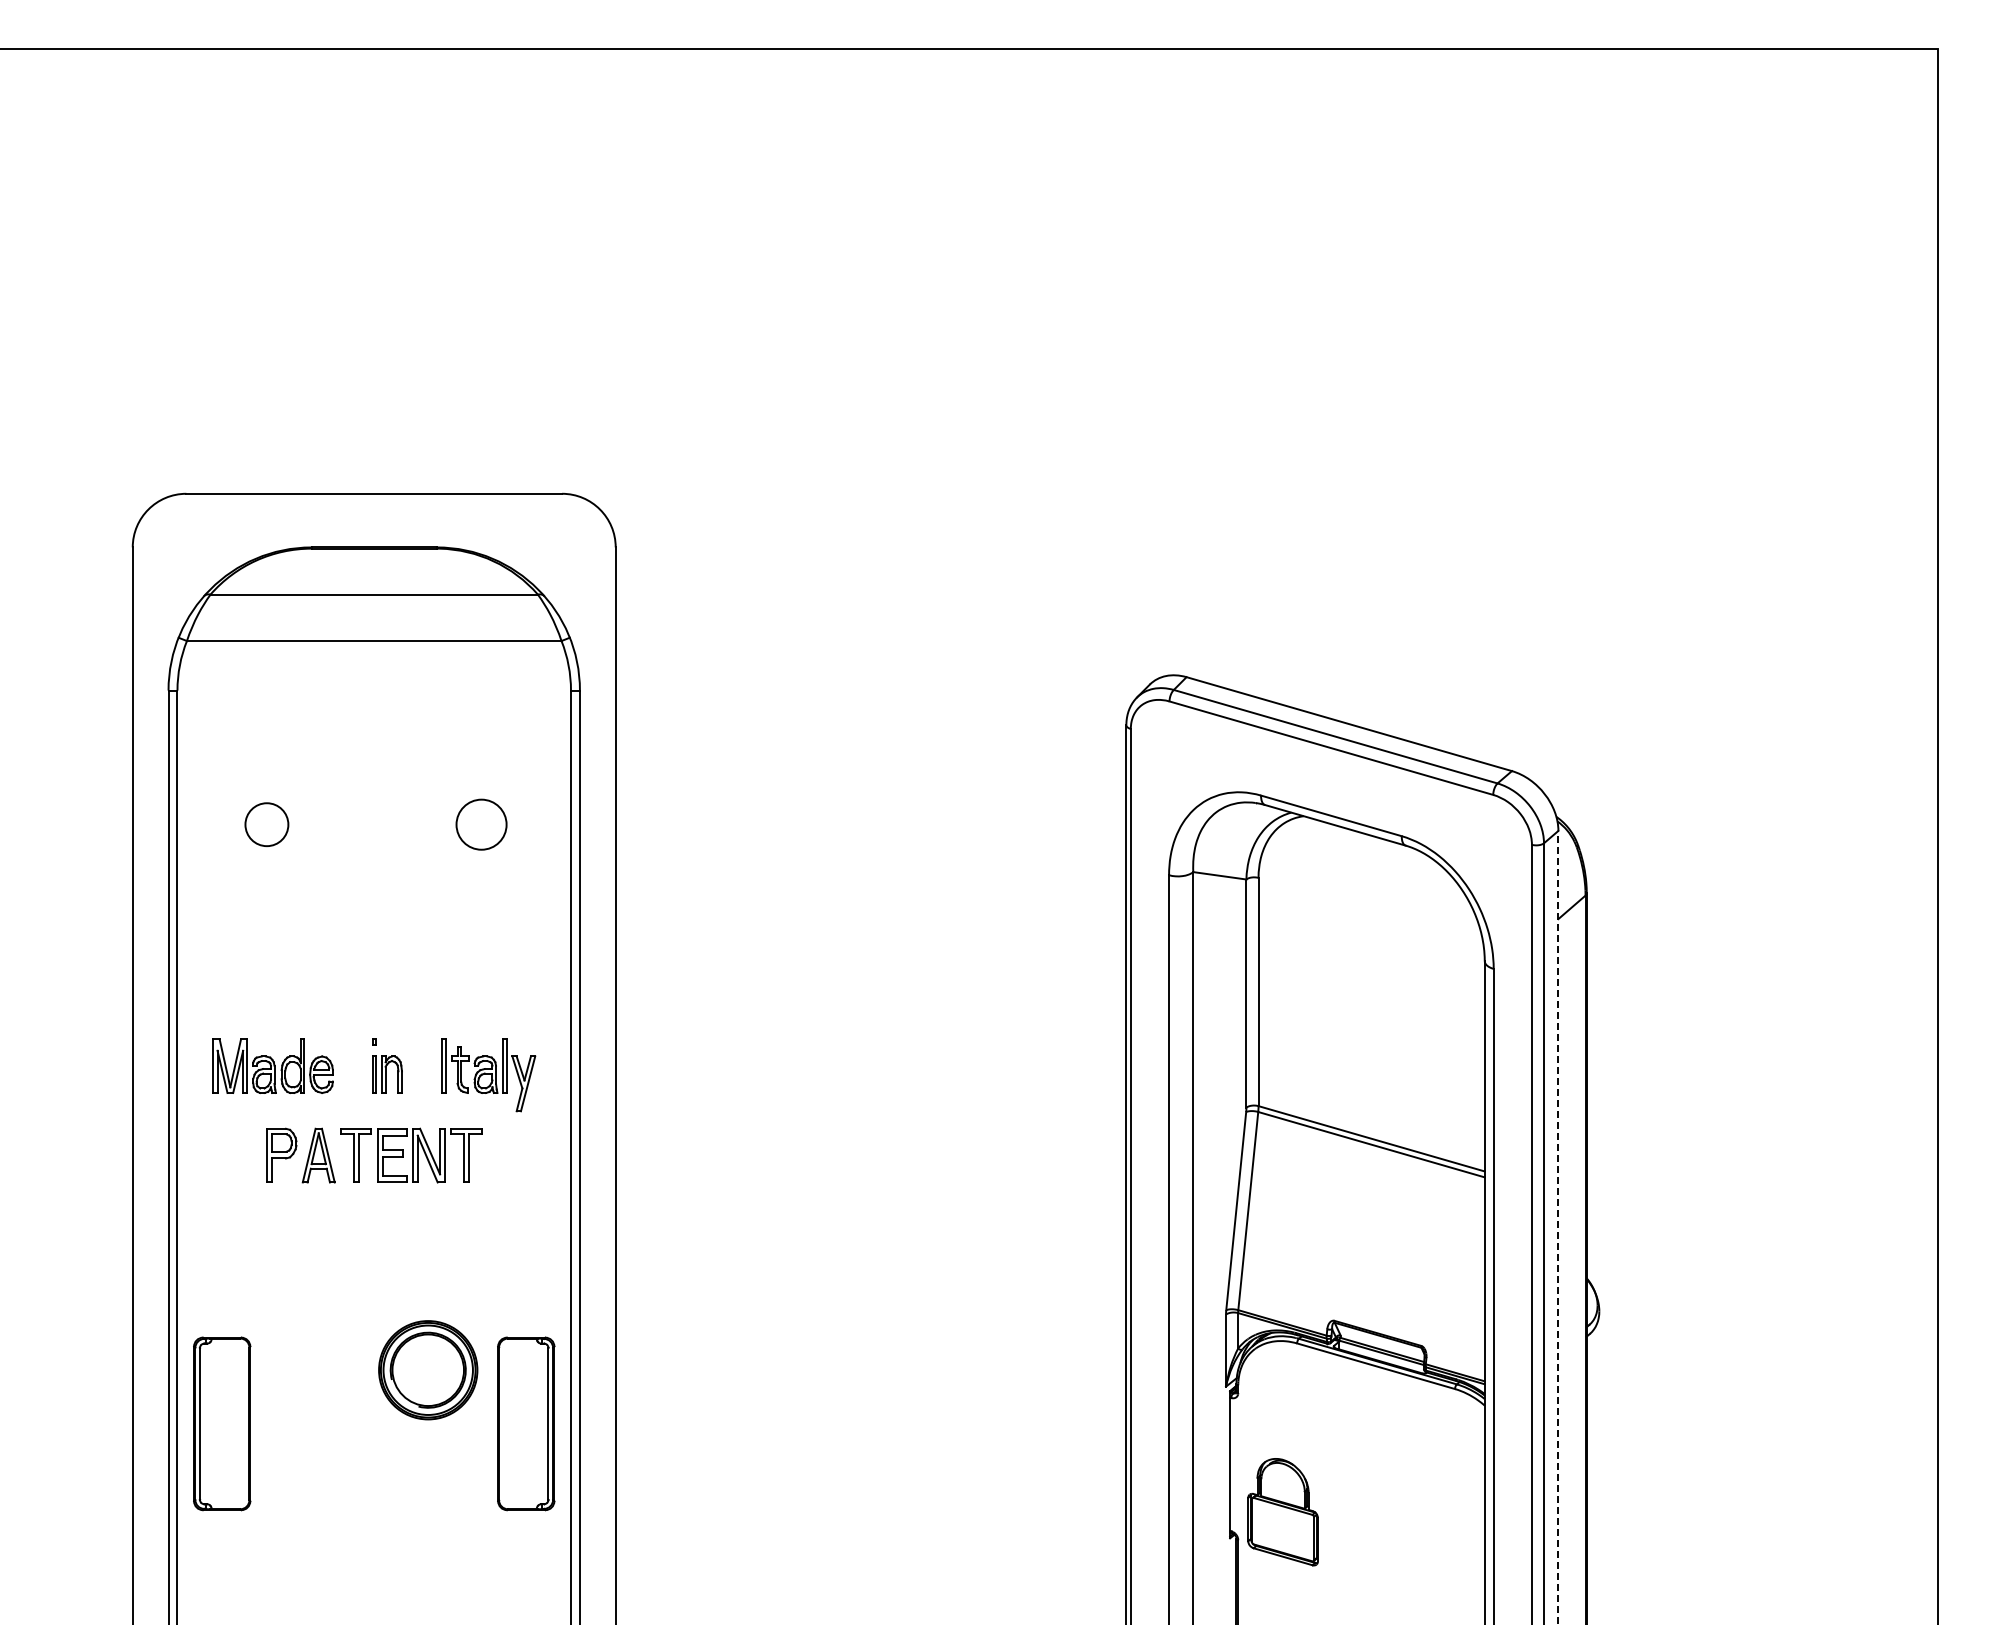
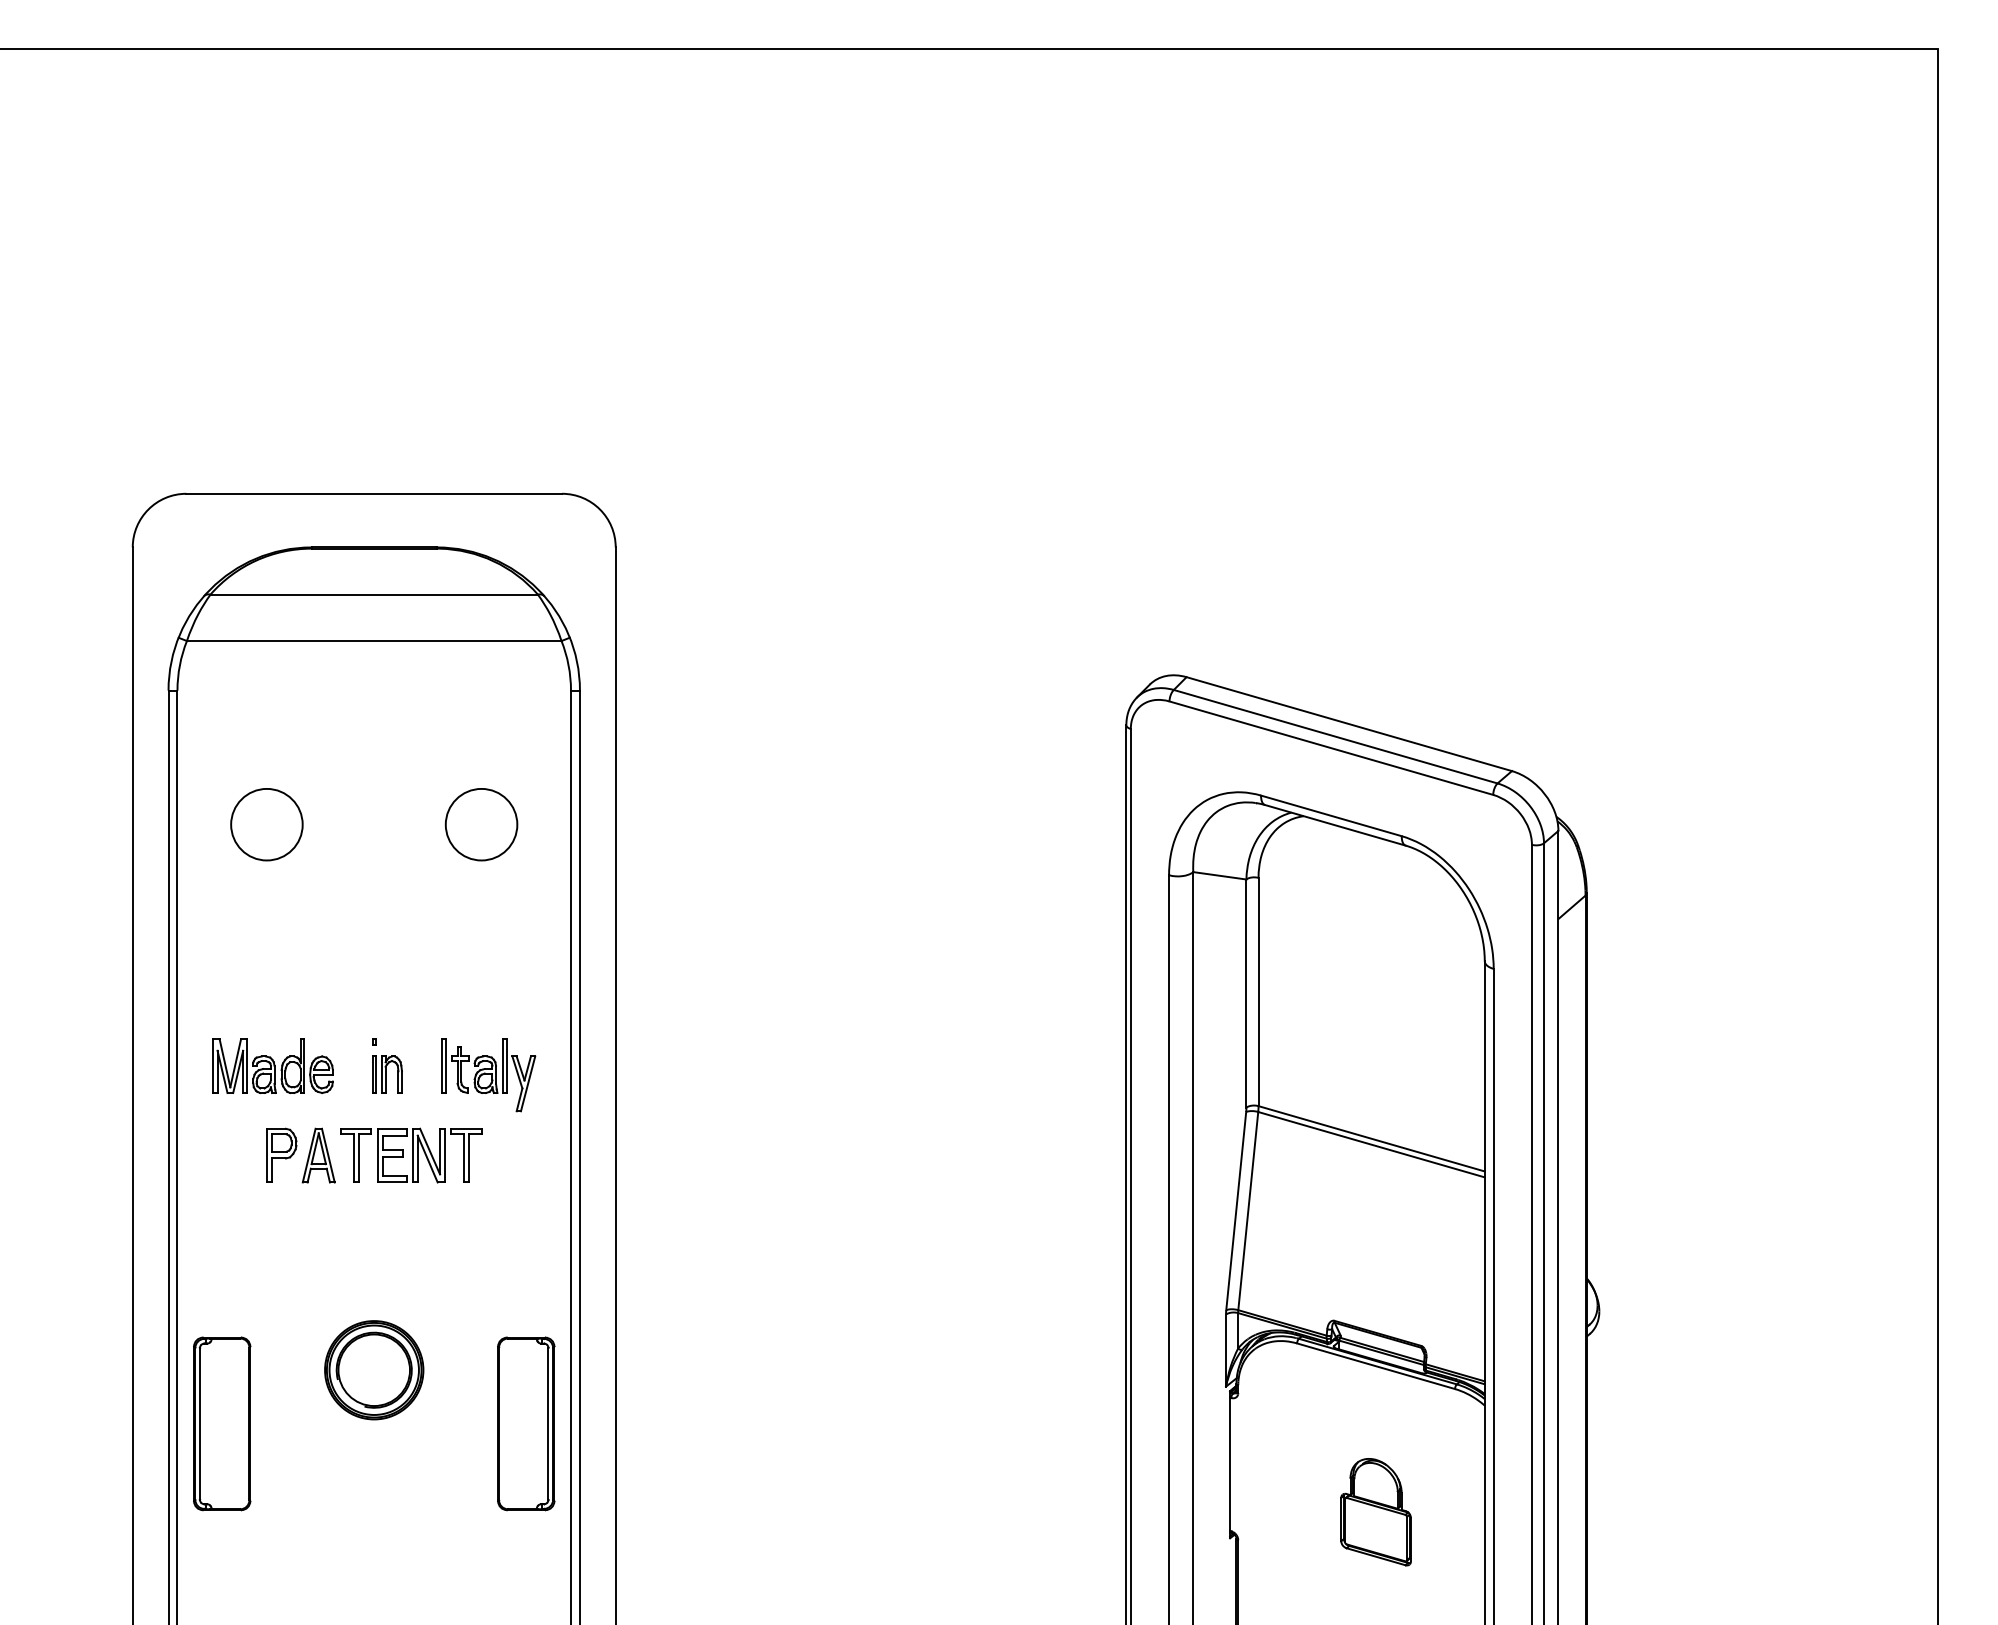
circle diameter: 43 px -> 72 px (266, 824)
circle diameter: 50 px -> 72 px (481, 824)
line: dashed -> solid (1558, 1227)
part position: (428, 1370) -> (374, 1370) (374, 1370)
part position: (1282, 1512) -> (1375, 1512) (1375, 1512)
